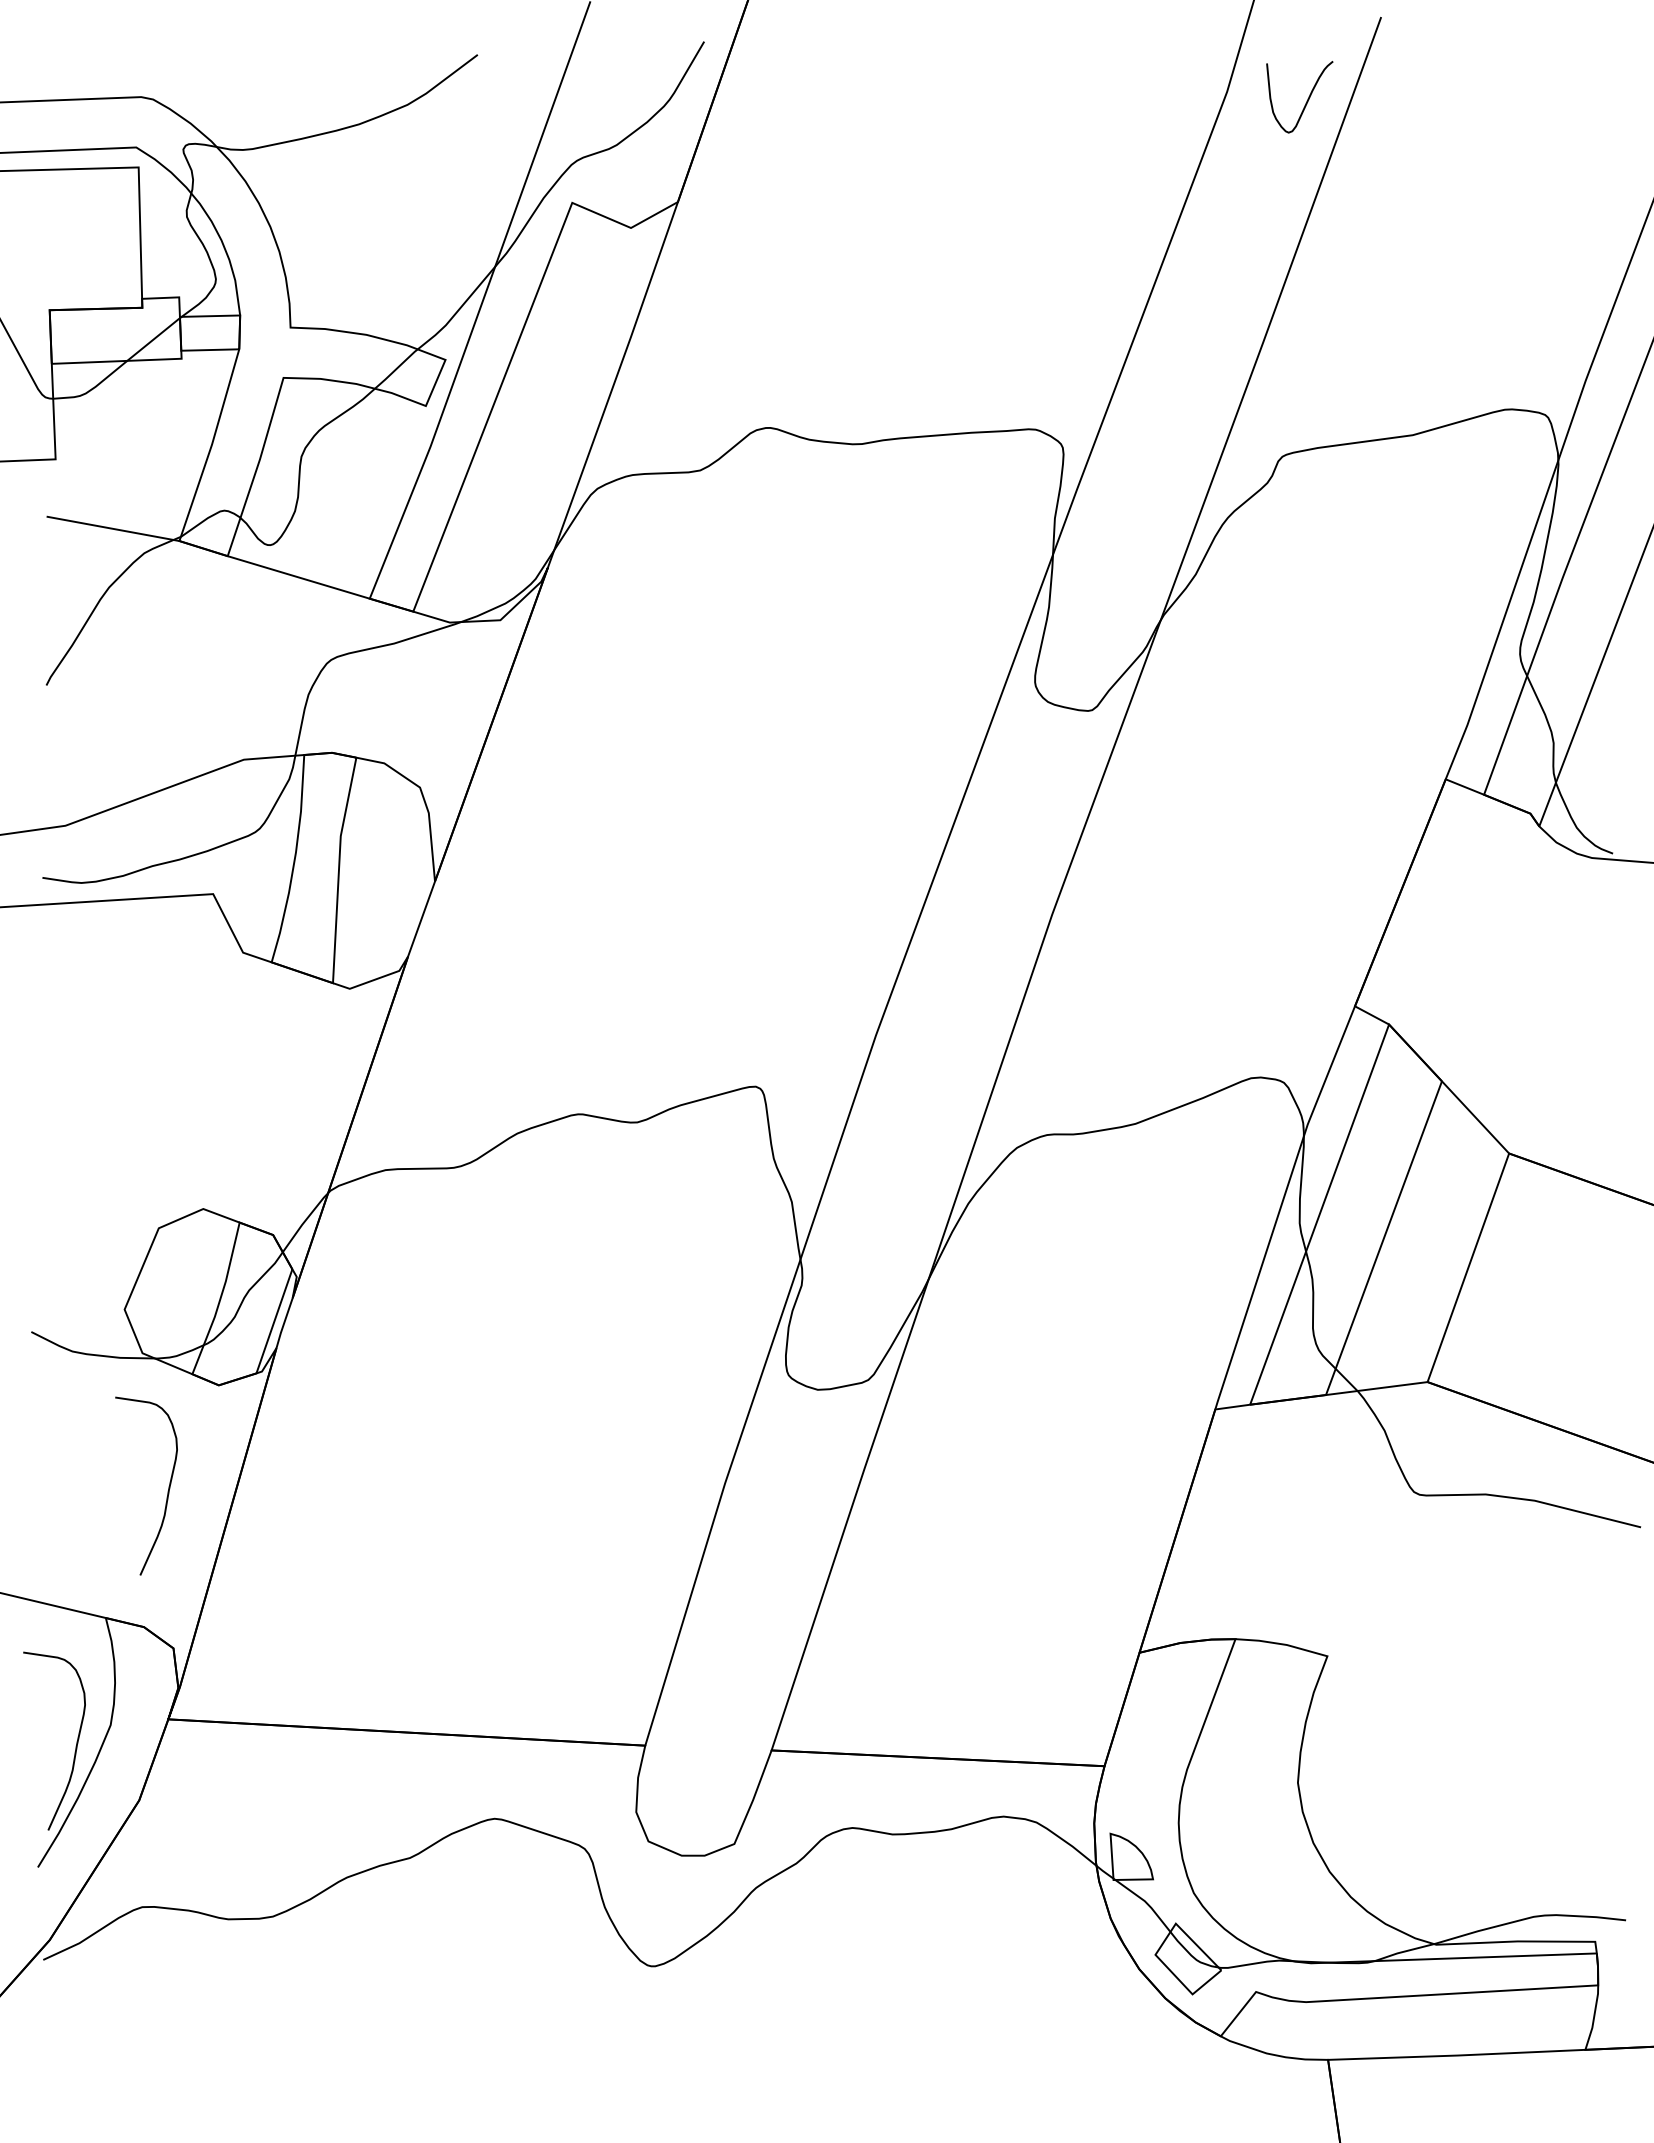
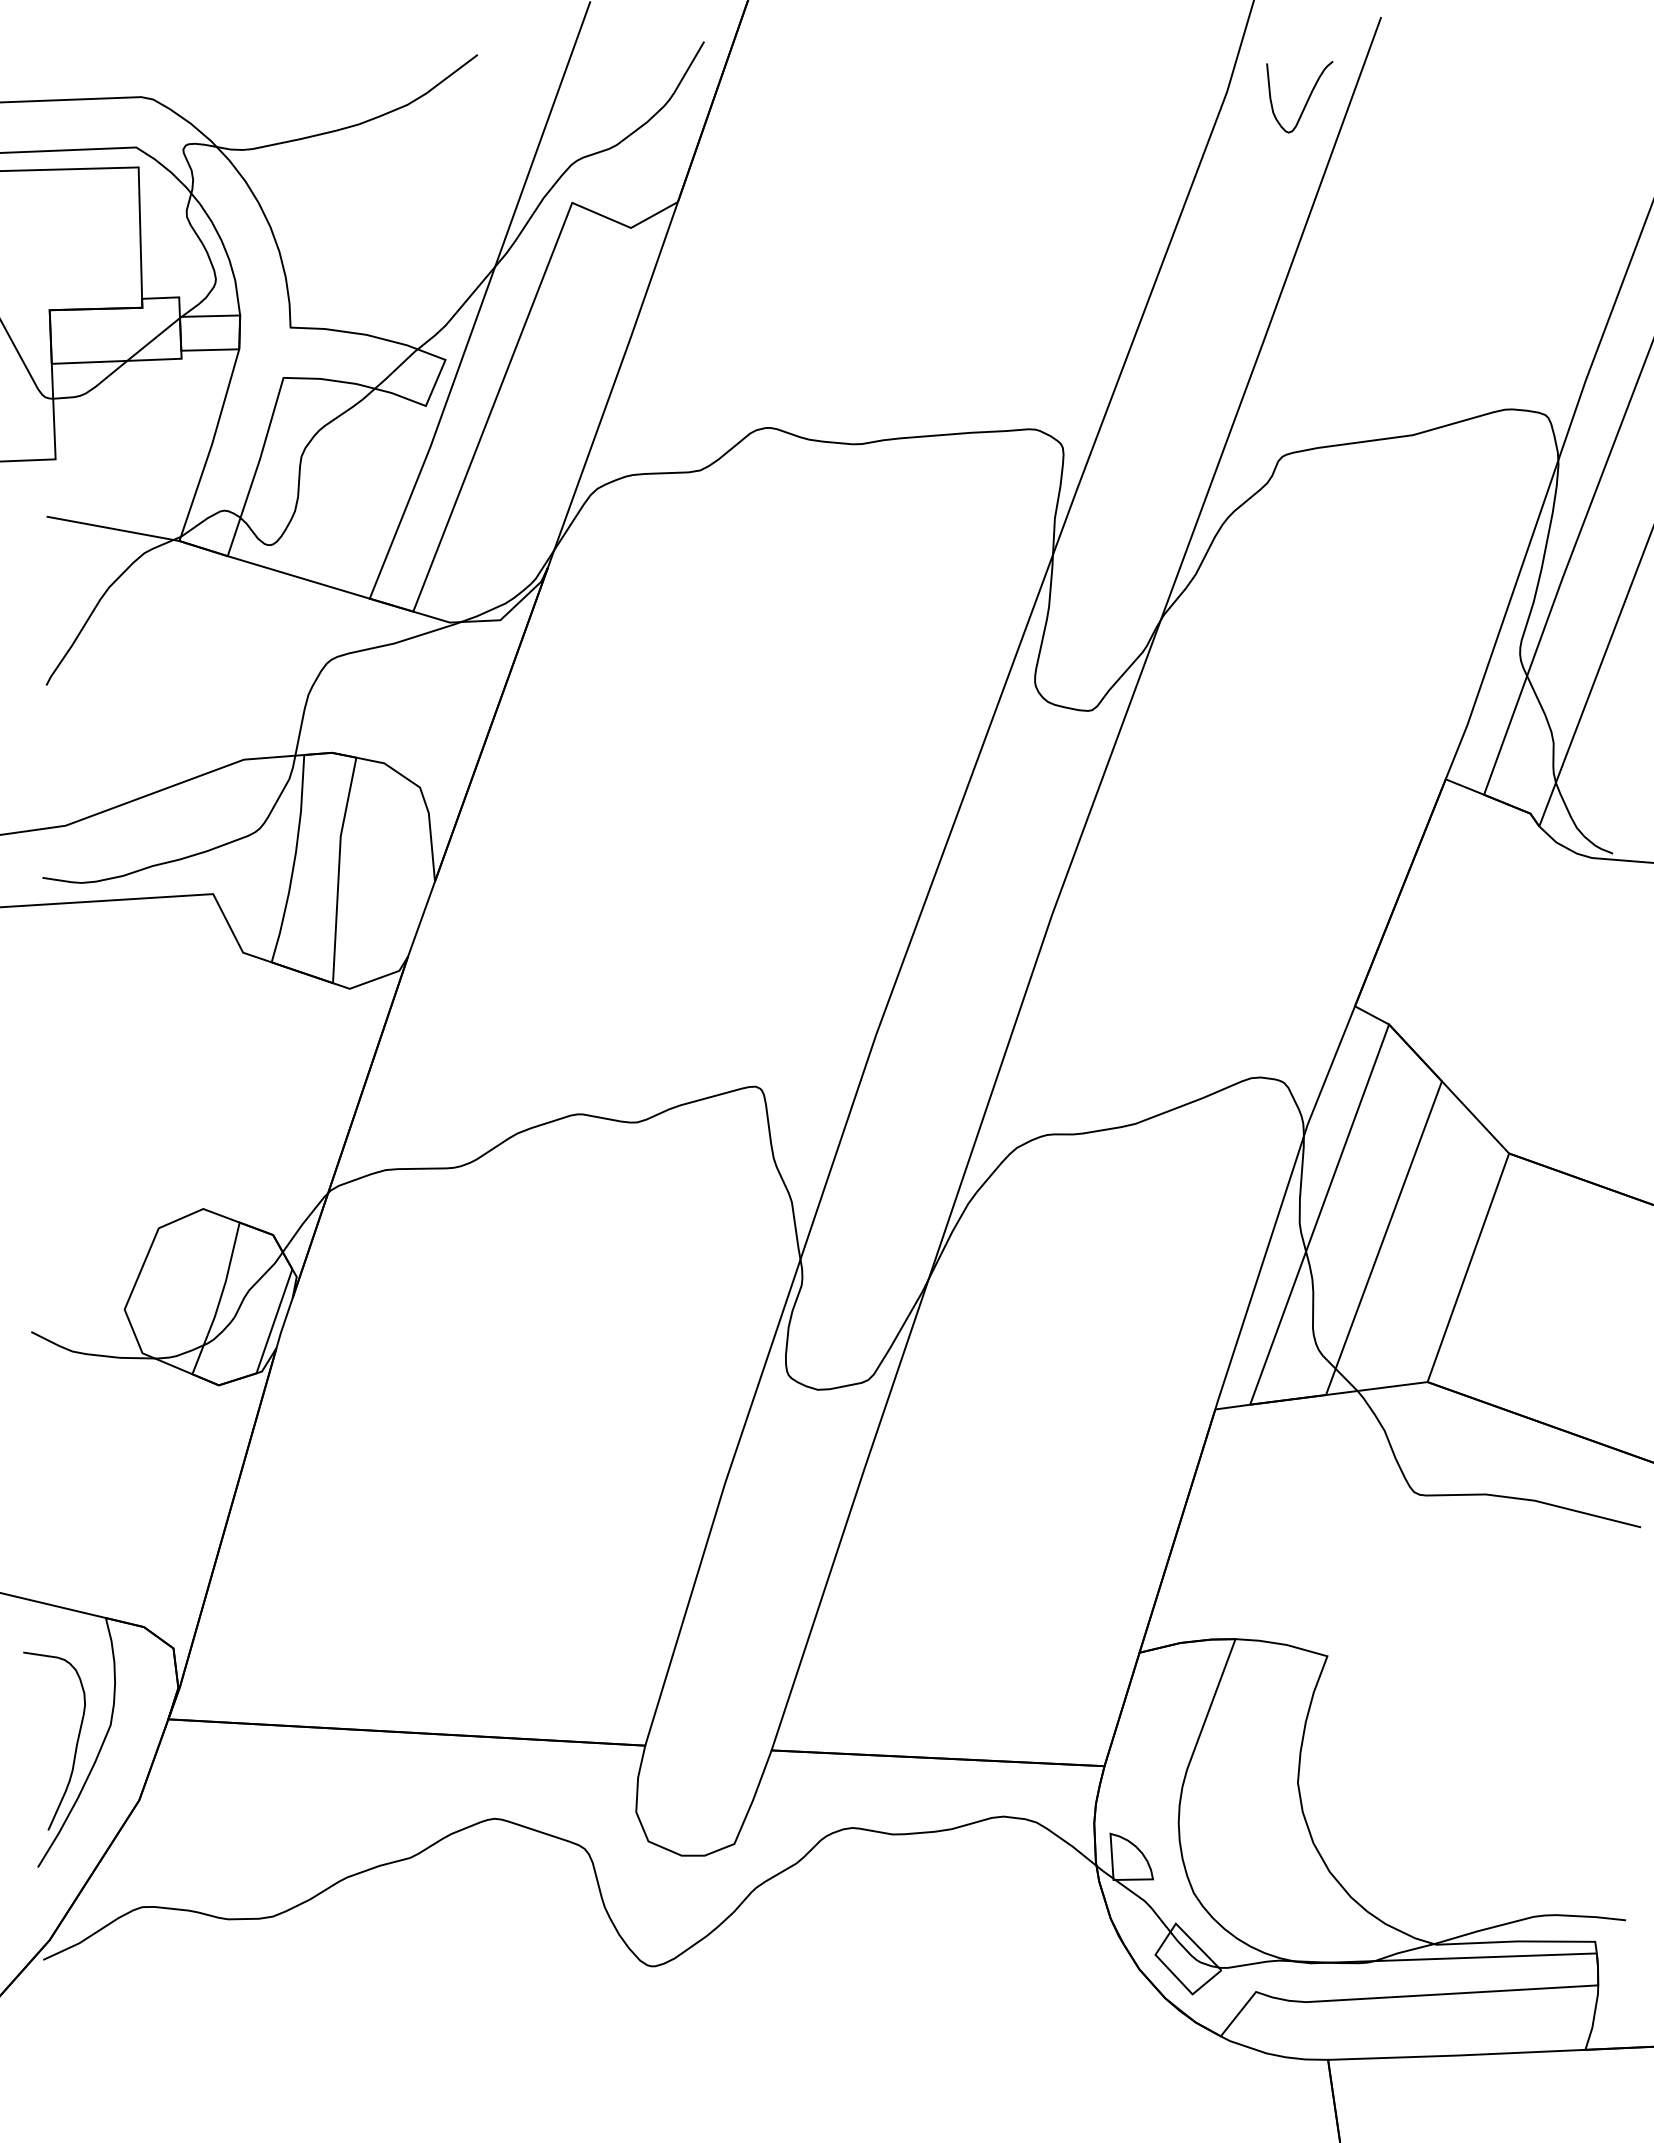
curve: present -> none (167, 1491)
